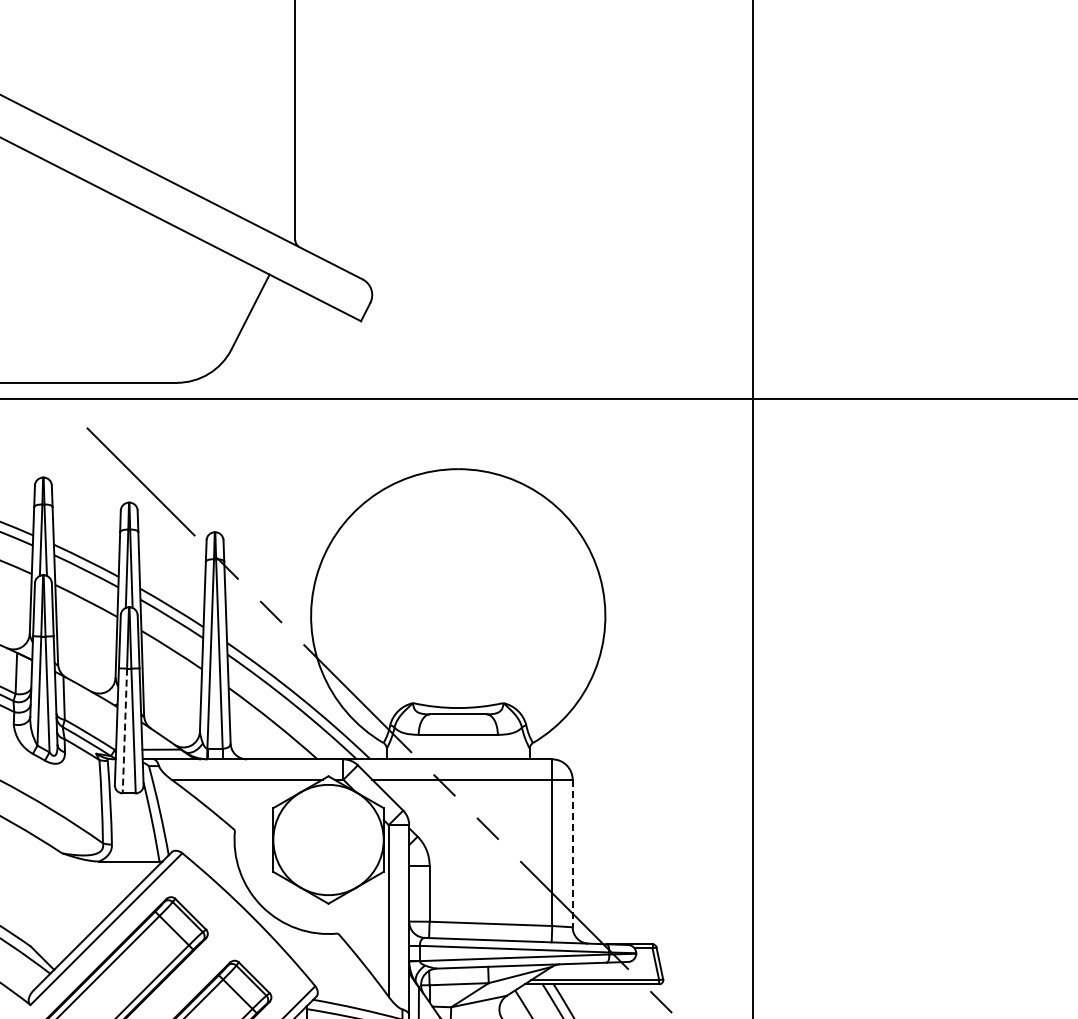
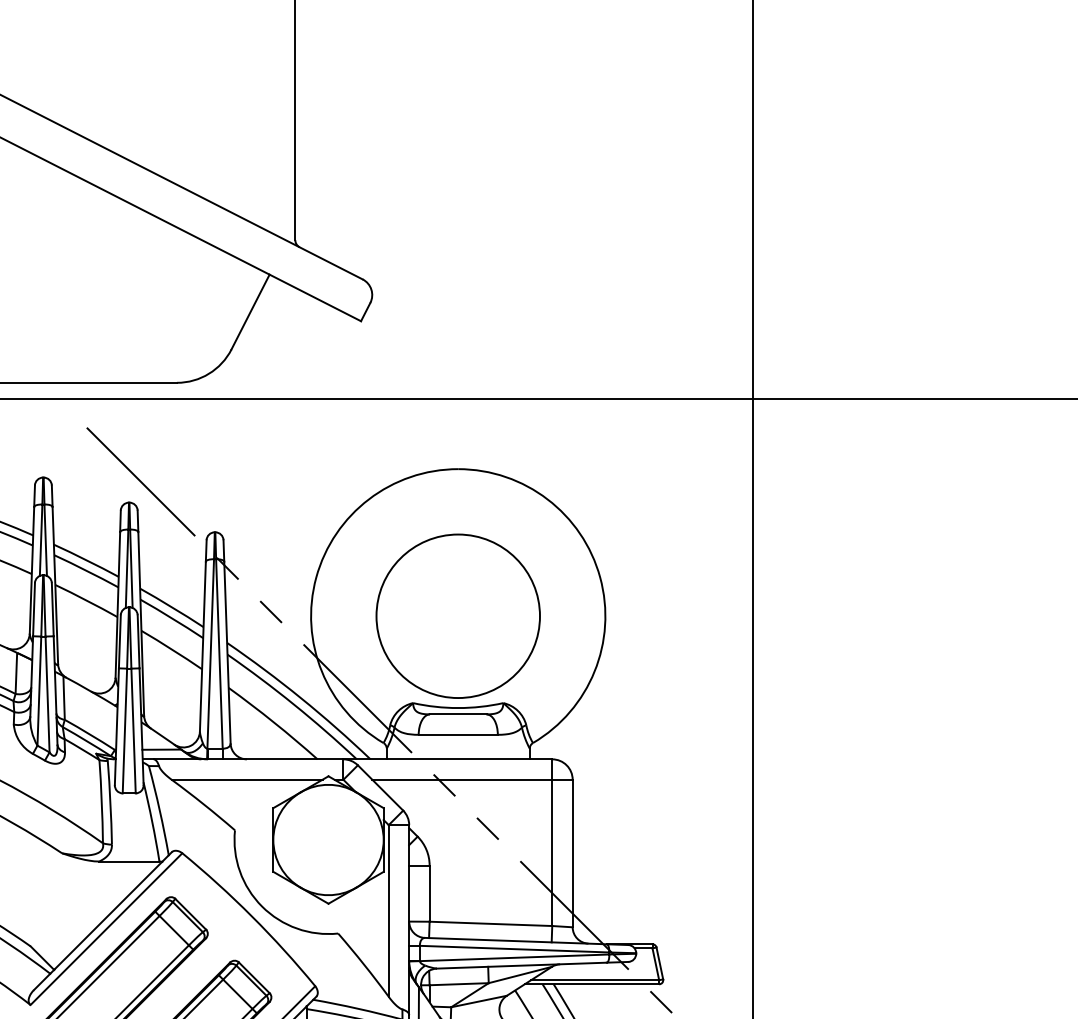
circle: none -> present (457, 615)
line: dashed -> solid (124, 731)
line: dashed -> solid (572, 853)
